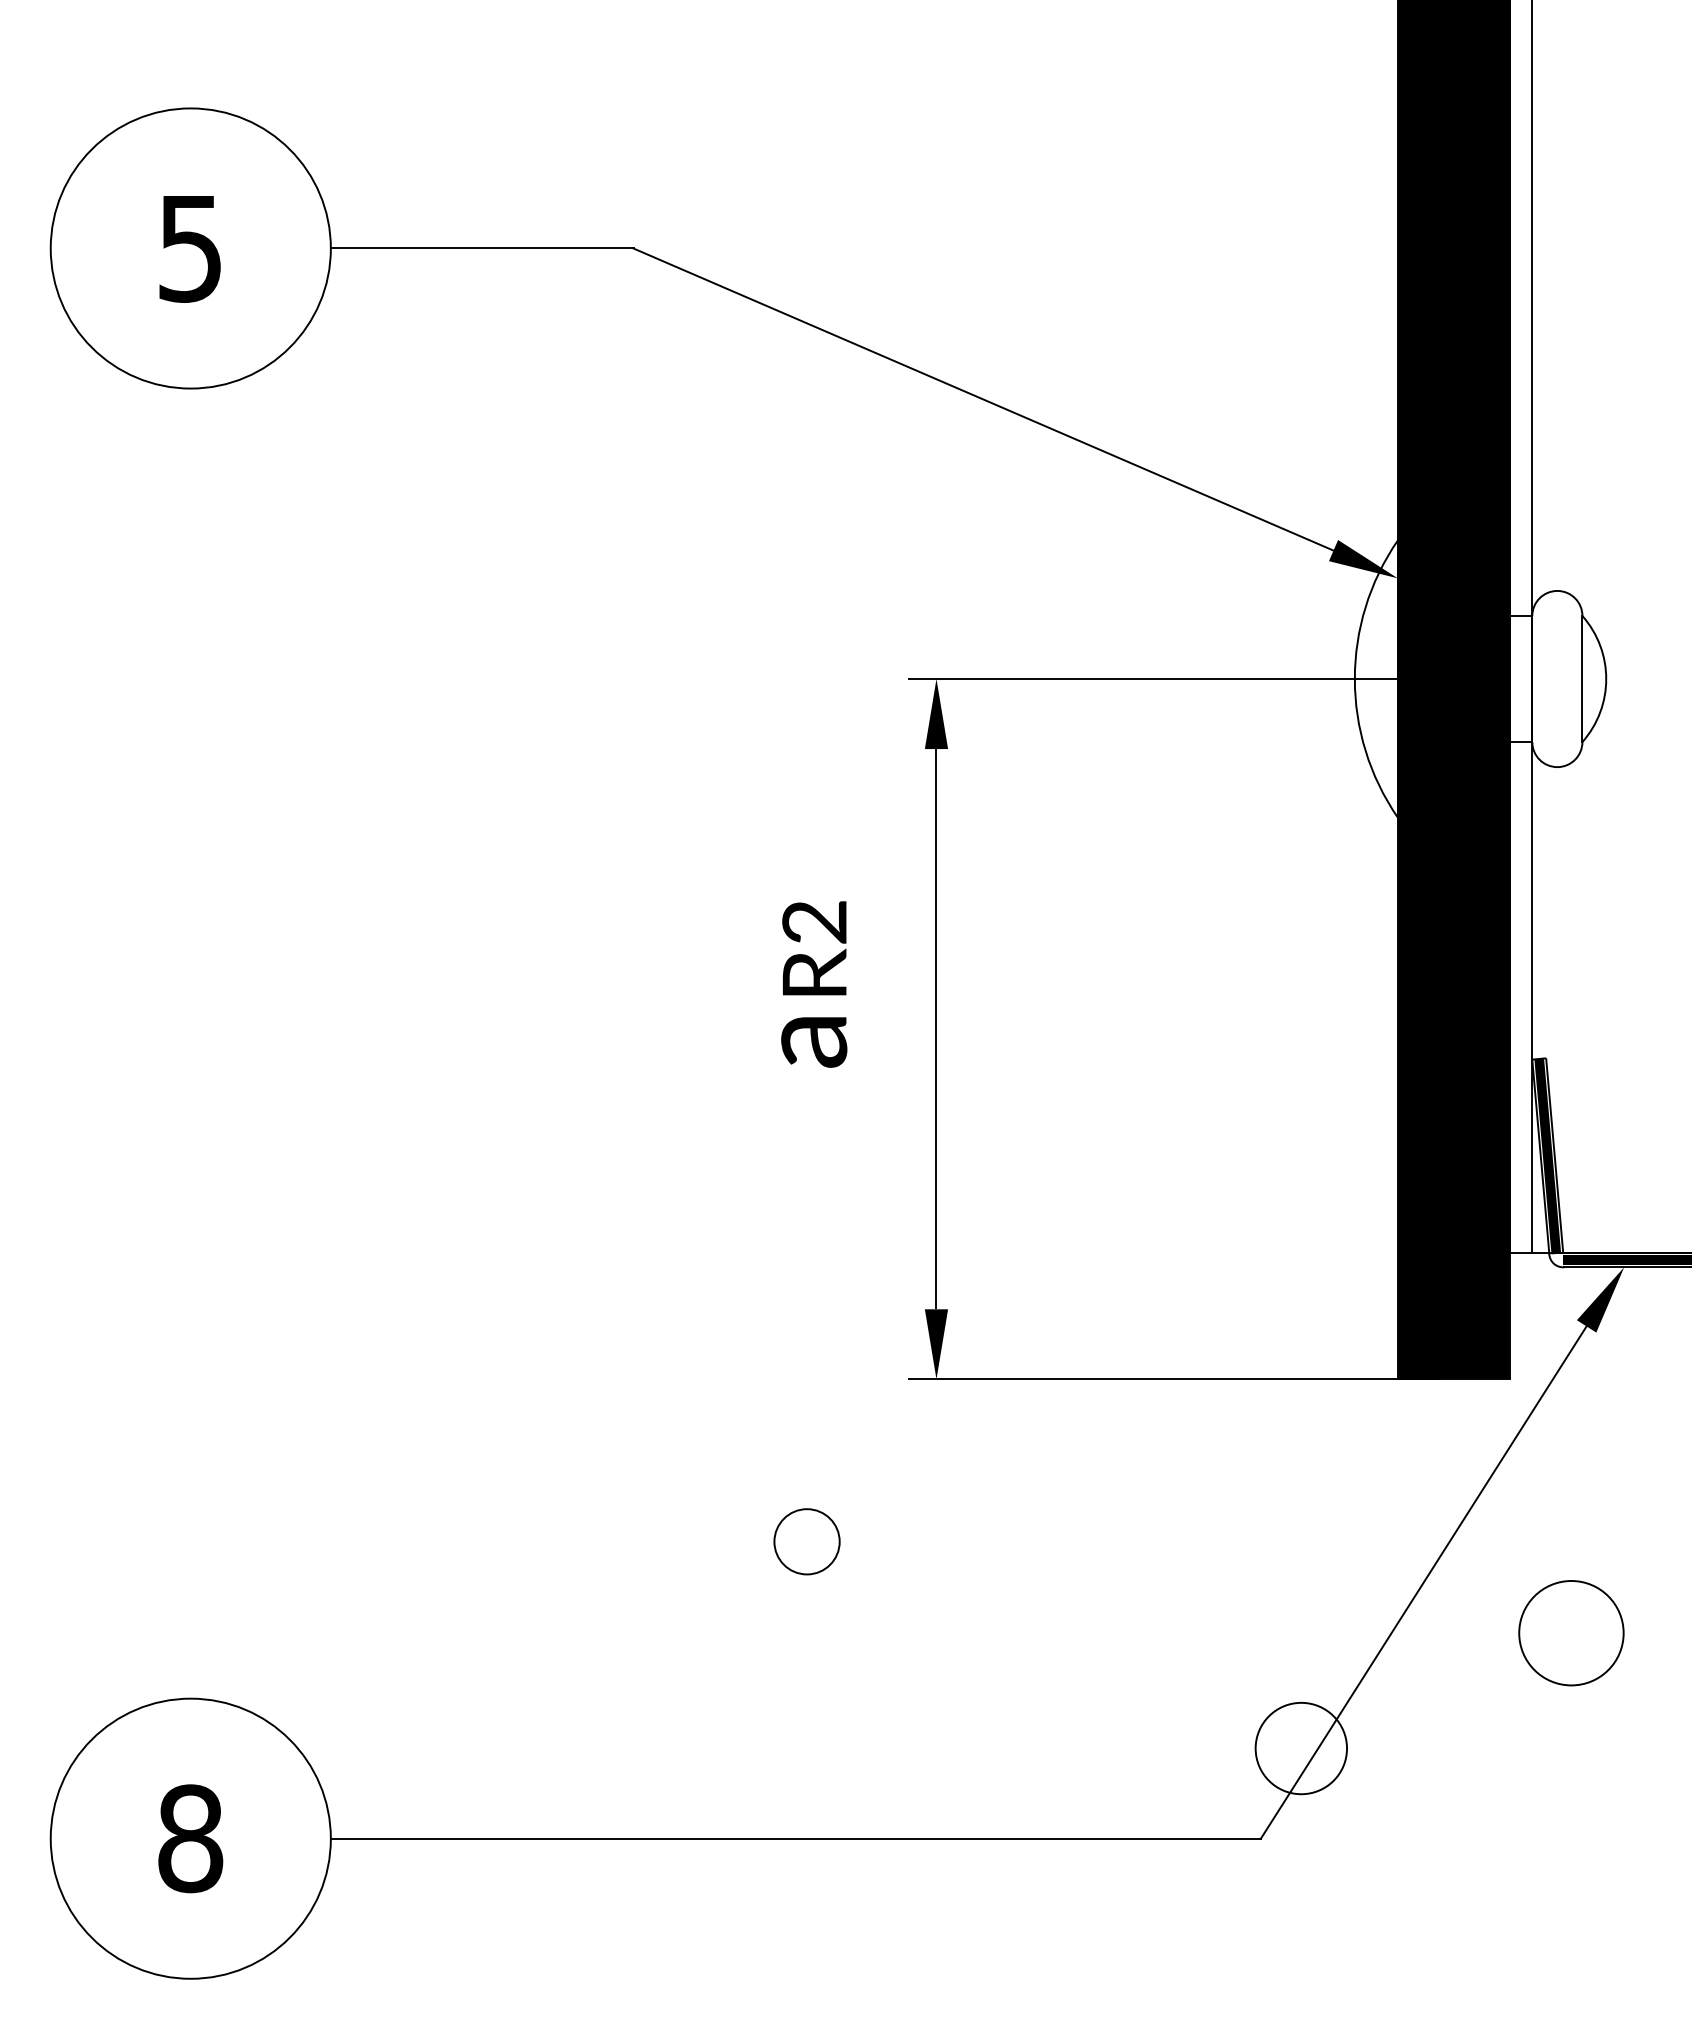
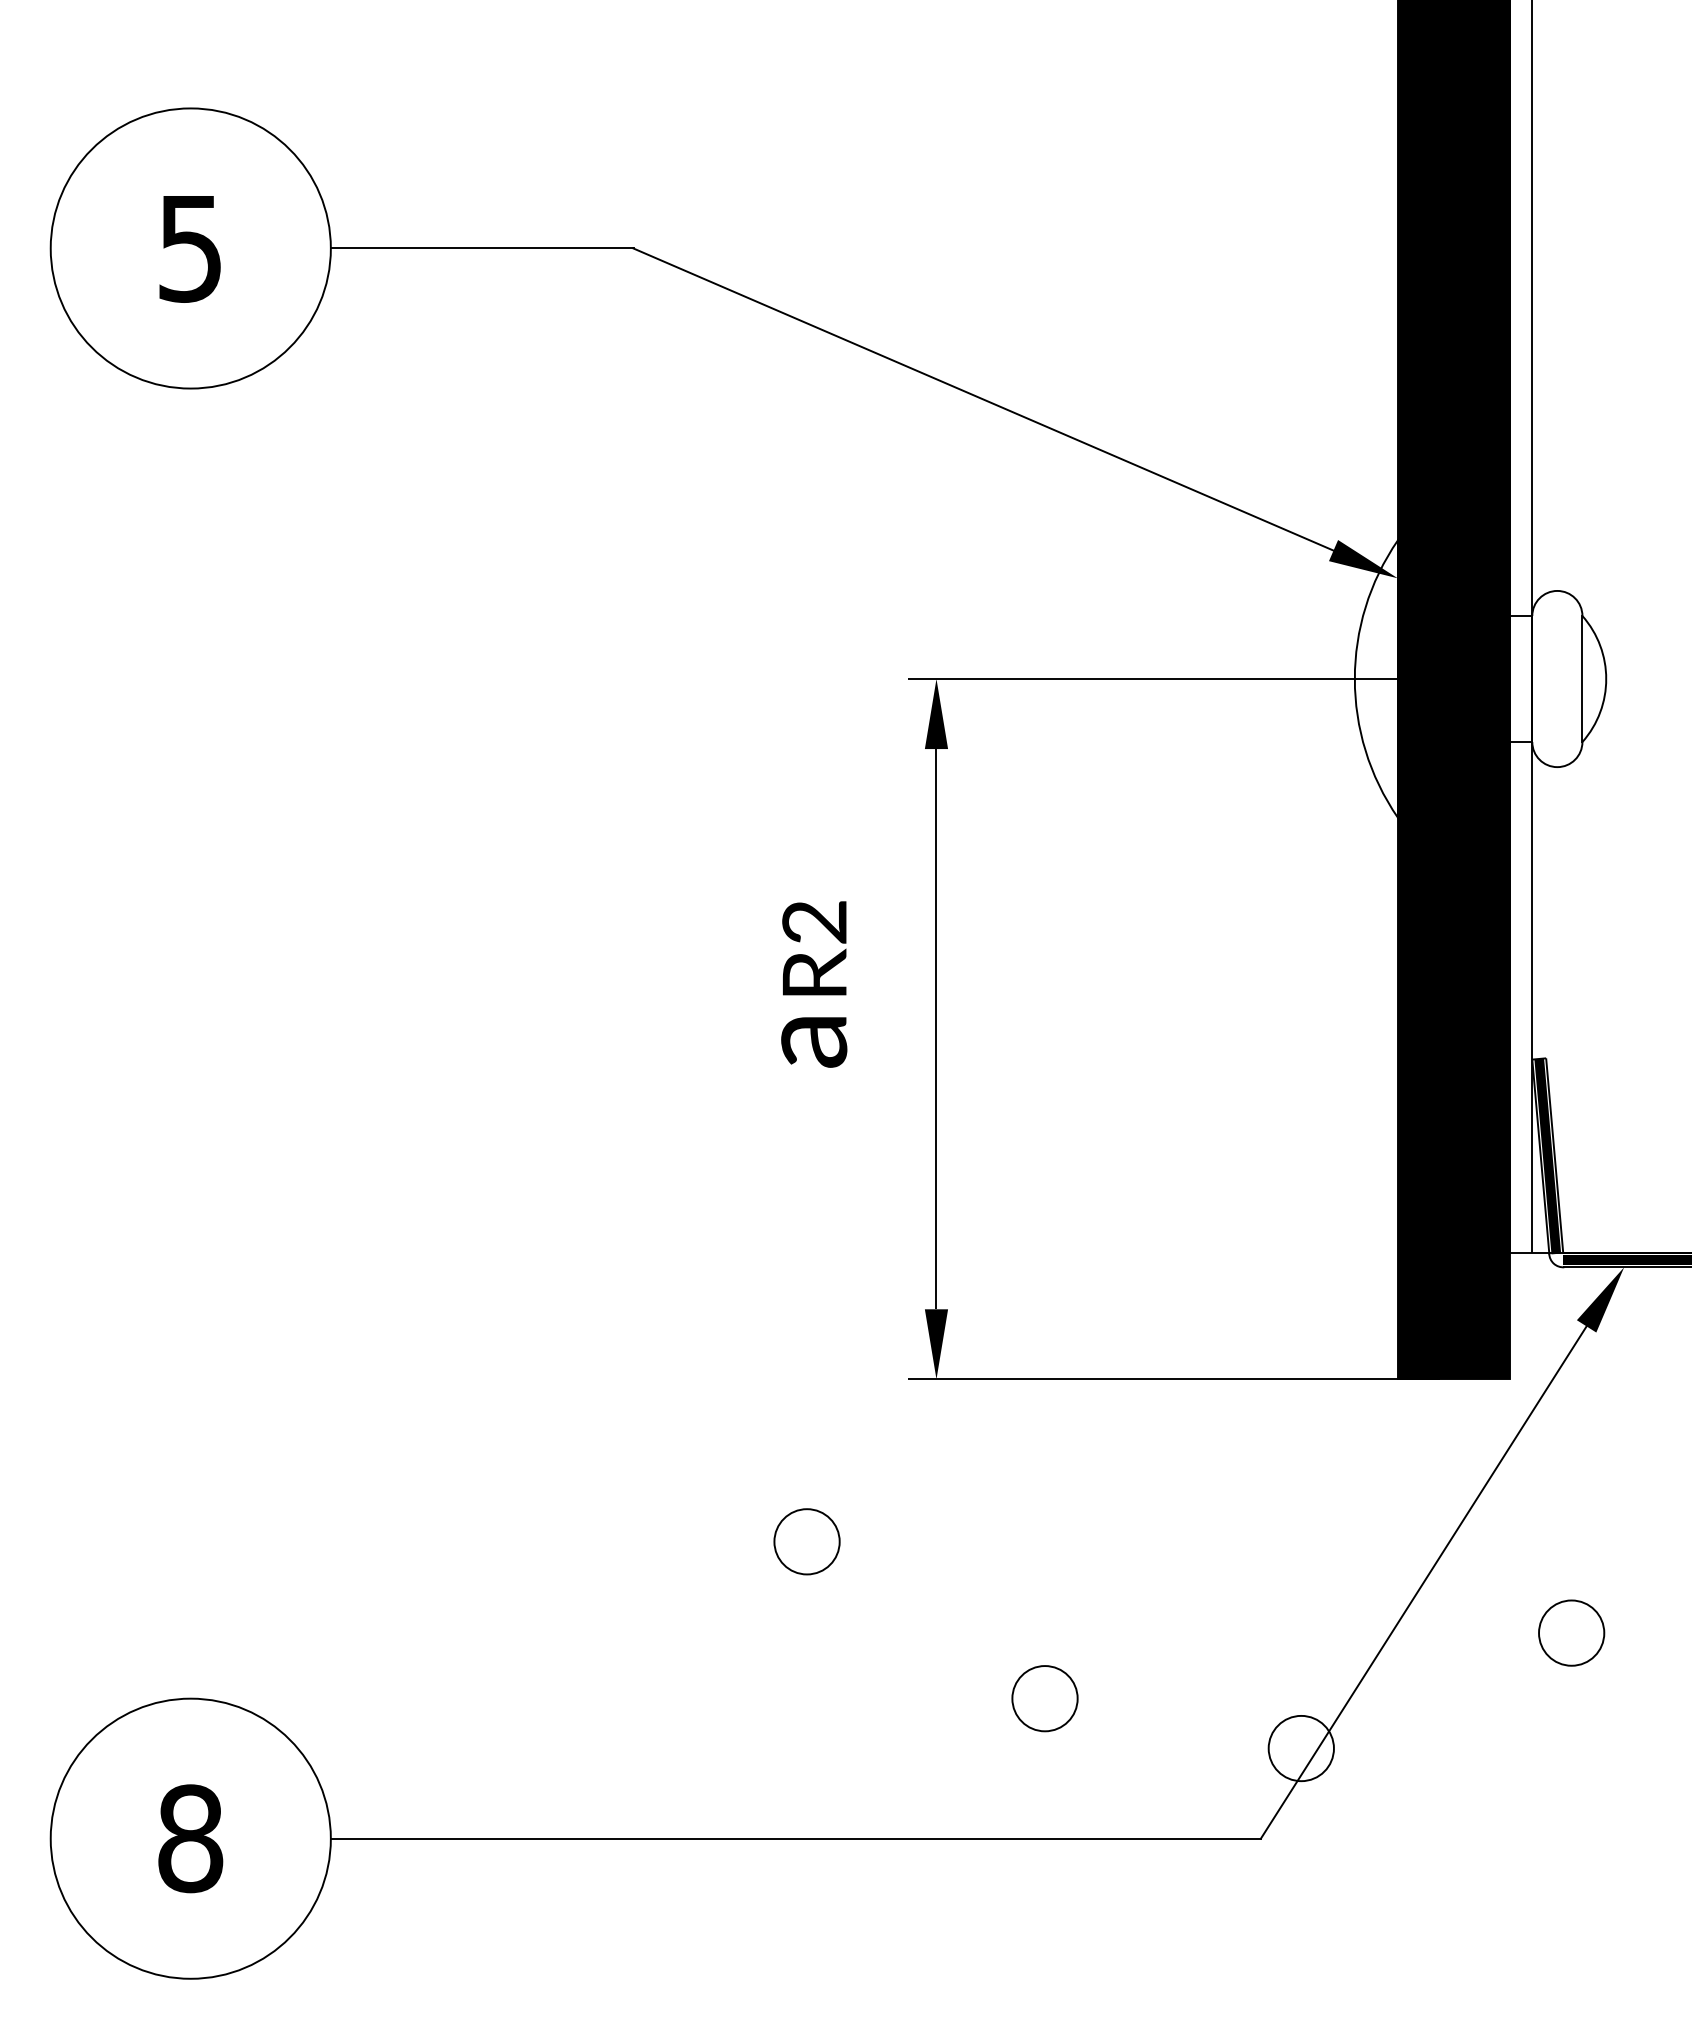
circle size: 107x107 px -> 68x68 px (1571, 1632)
circle: none -> present (1044, 1698)
circle diameter: 91 px -> 65 px (1300, 1748)
